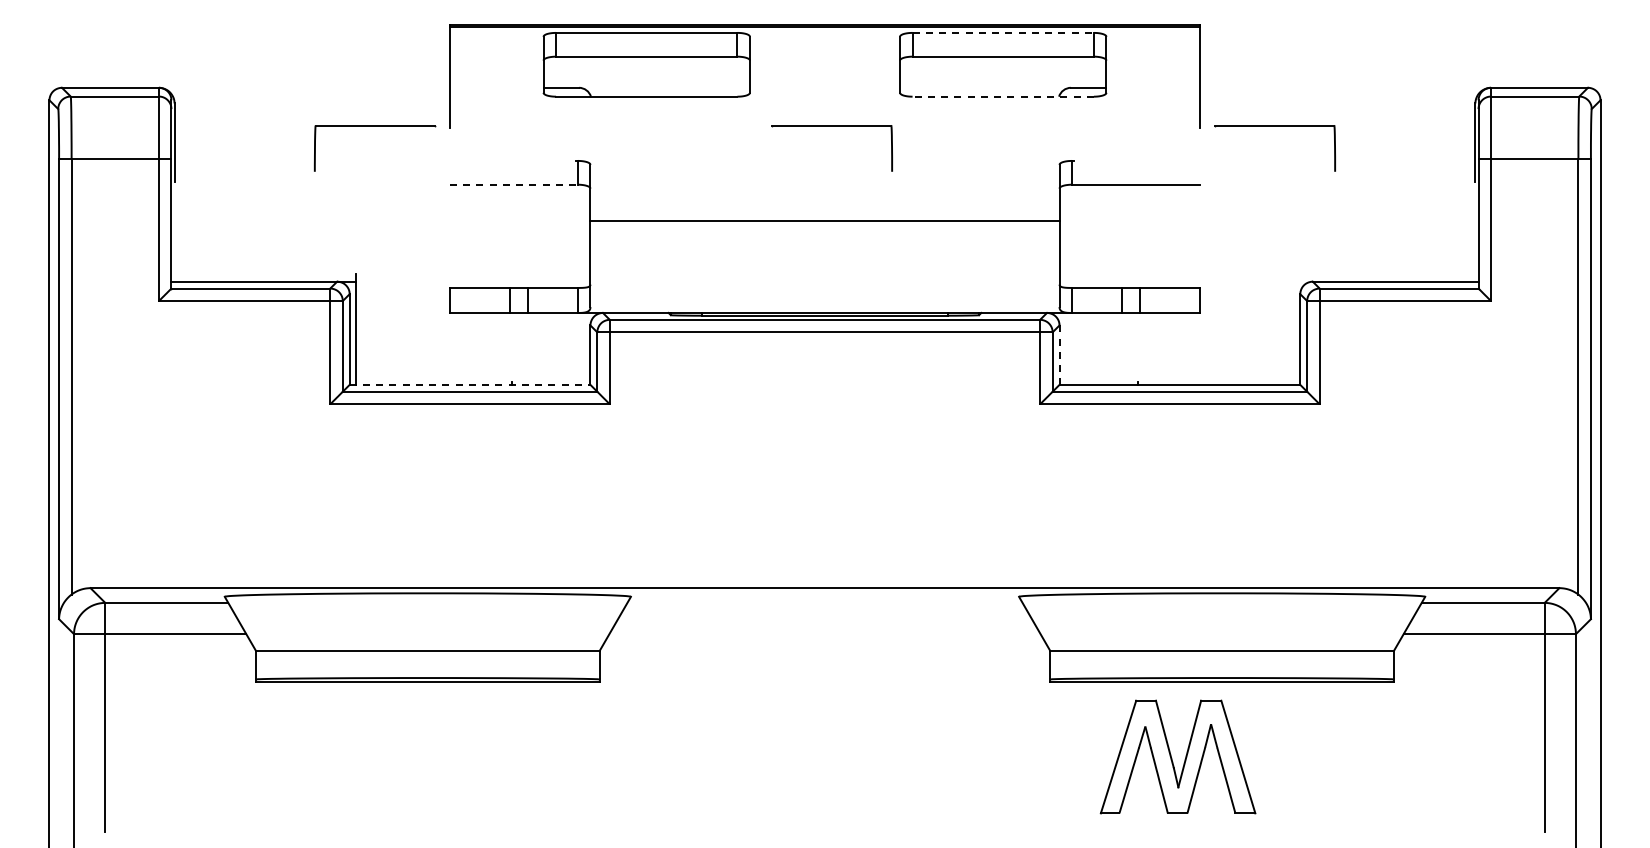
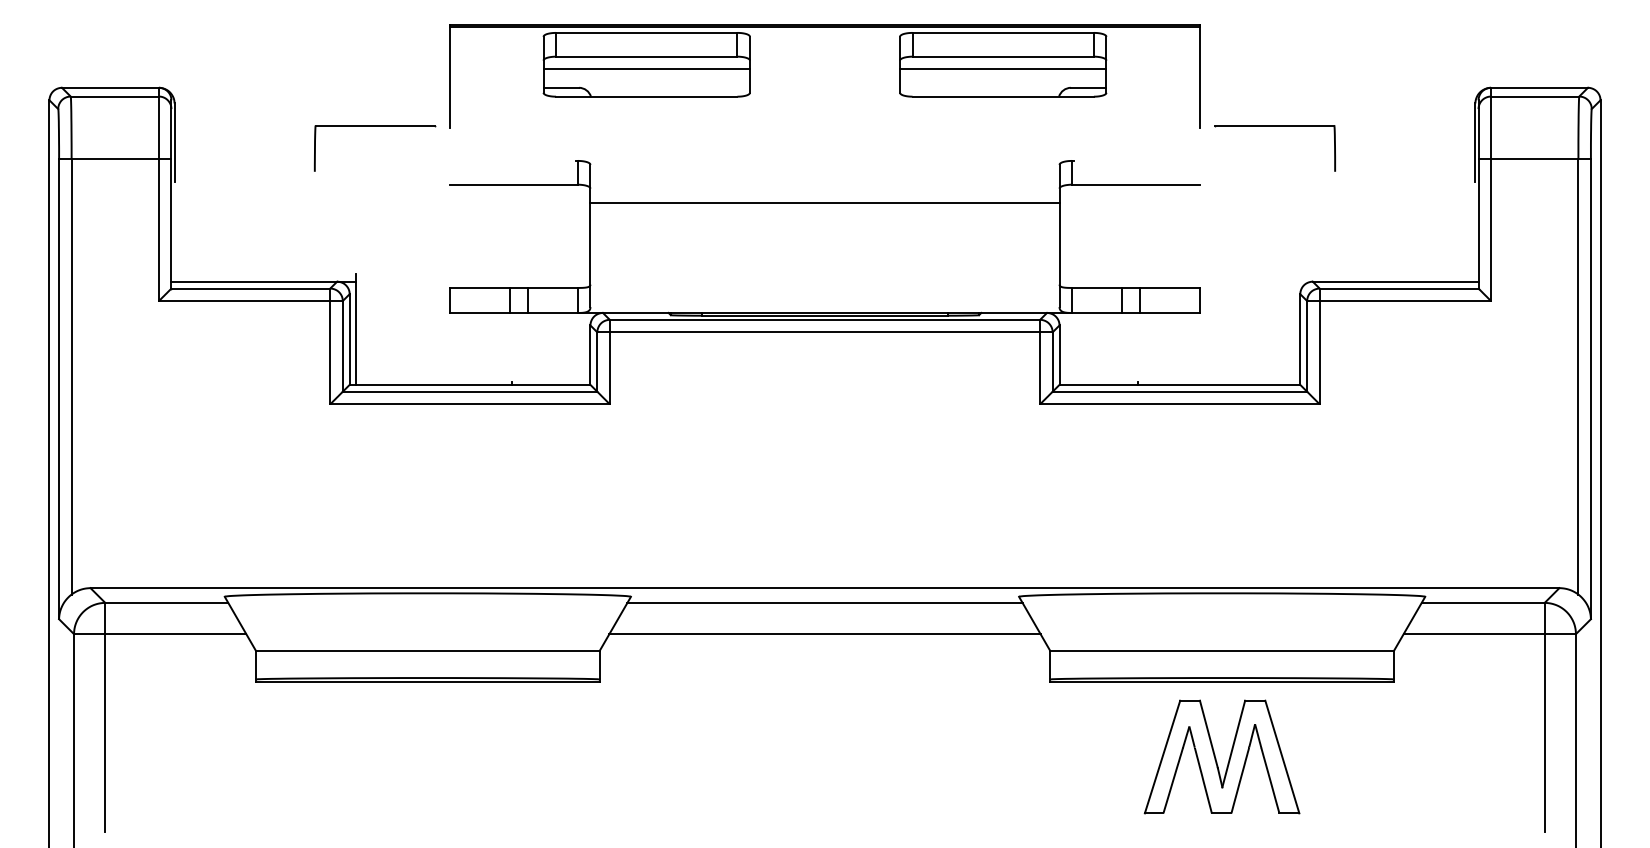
line: dashed -> solid (1003, 32)
line: none -> present (646, 69)
line: none -> present (1003, 69)
line: dashed -> solid (1003, 96)
part: present -> none (831, 126)
line: dashed -> solid (514, 184)
line position: (824, 221) -> (824, 203) (824, 203)
line: dashed -> solid (1059, 355)
line: dashed -> solid (470, 384)
line: none -> present (824, 602)
line: none -> present (824, 634)
part position: (1177, 756) -> (1221, 756) (1221, 756)
